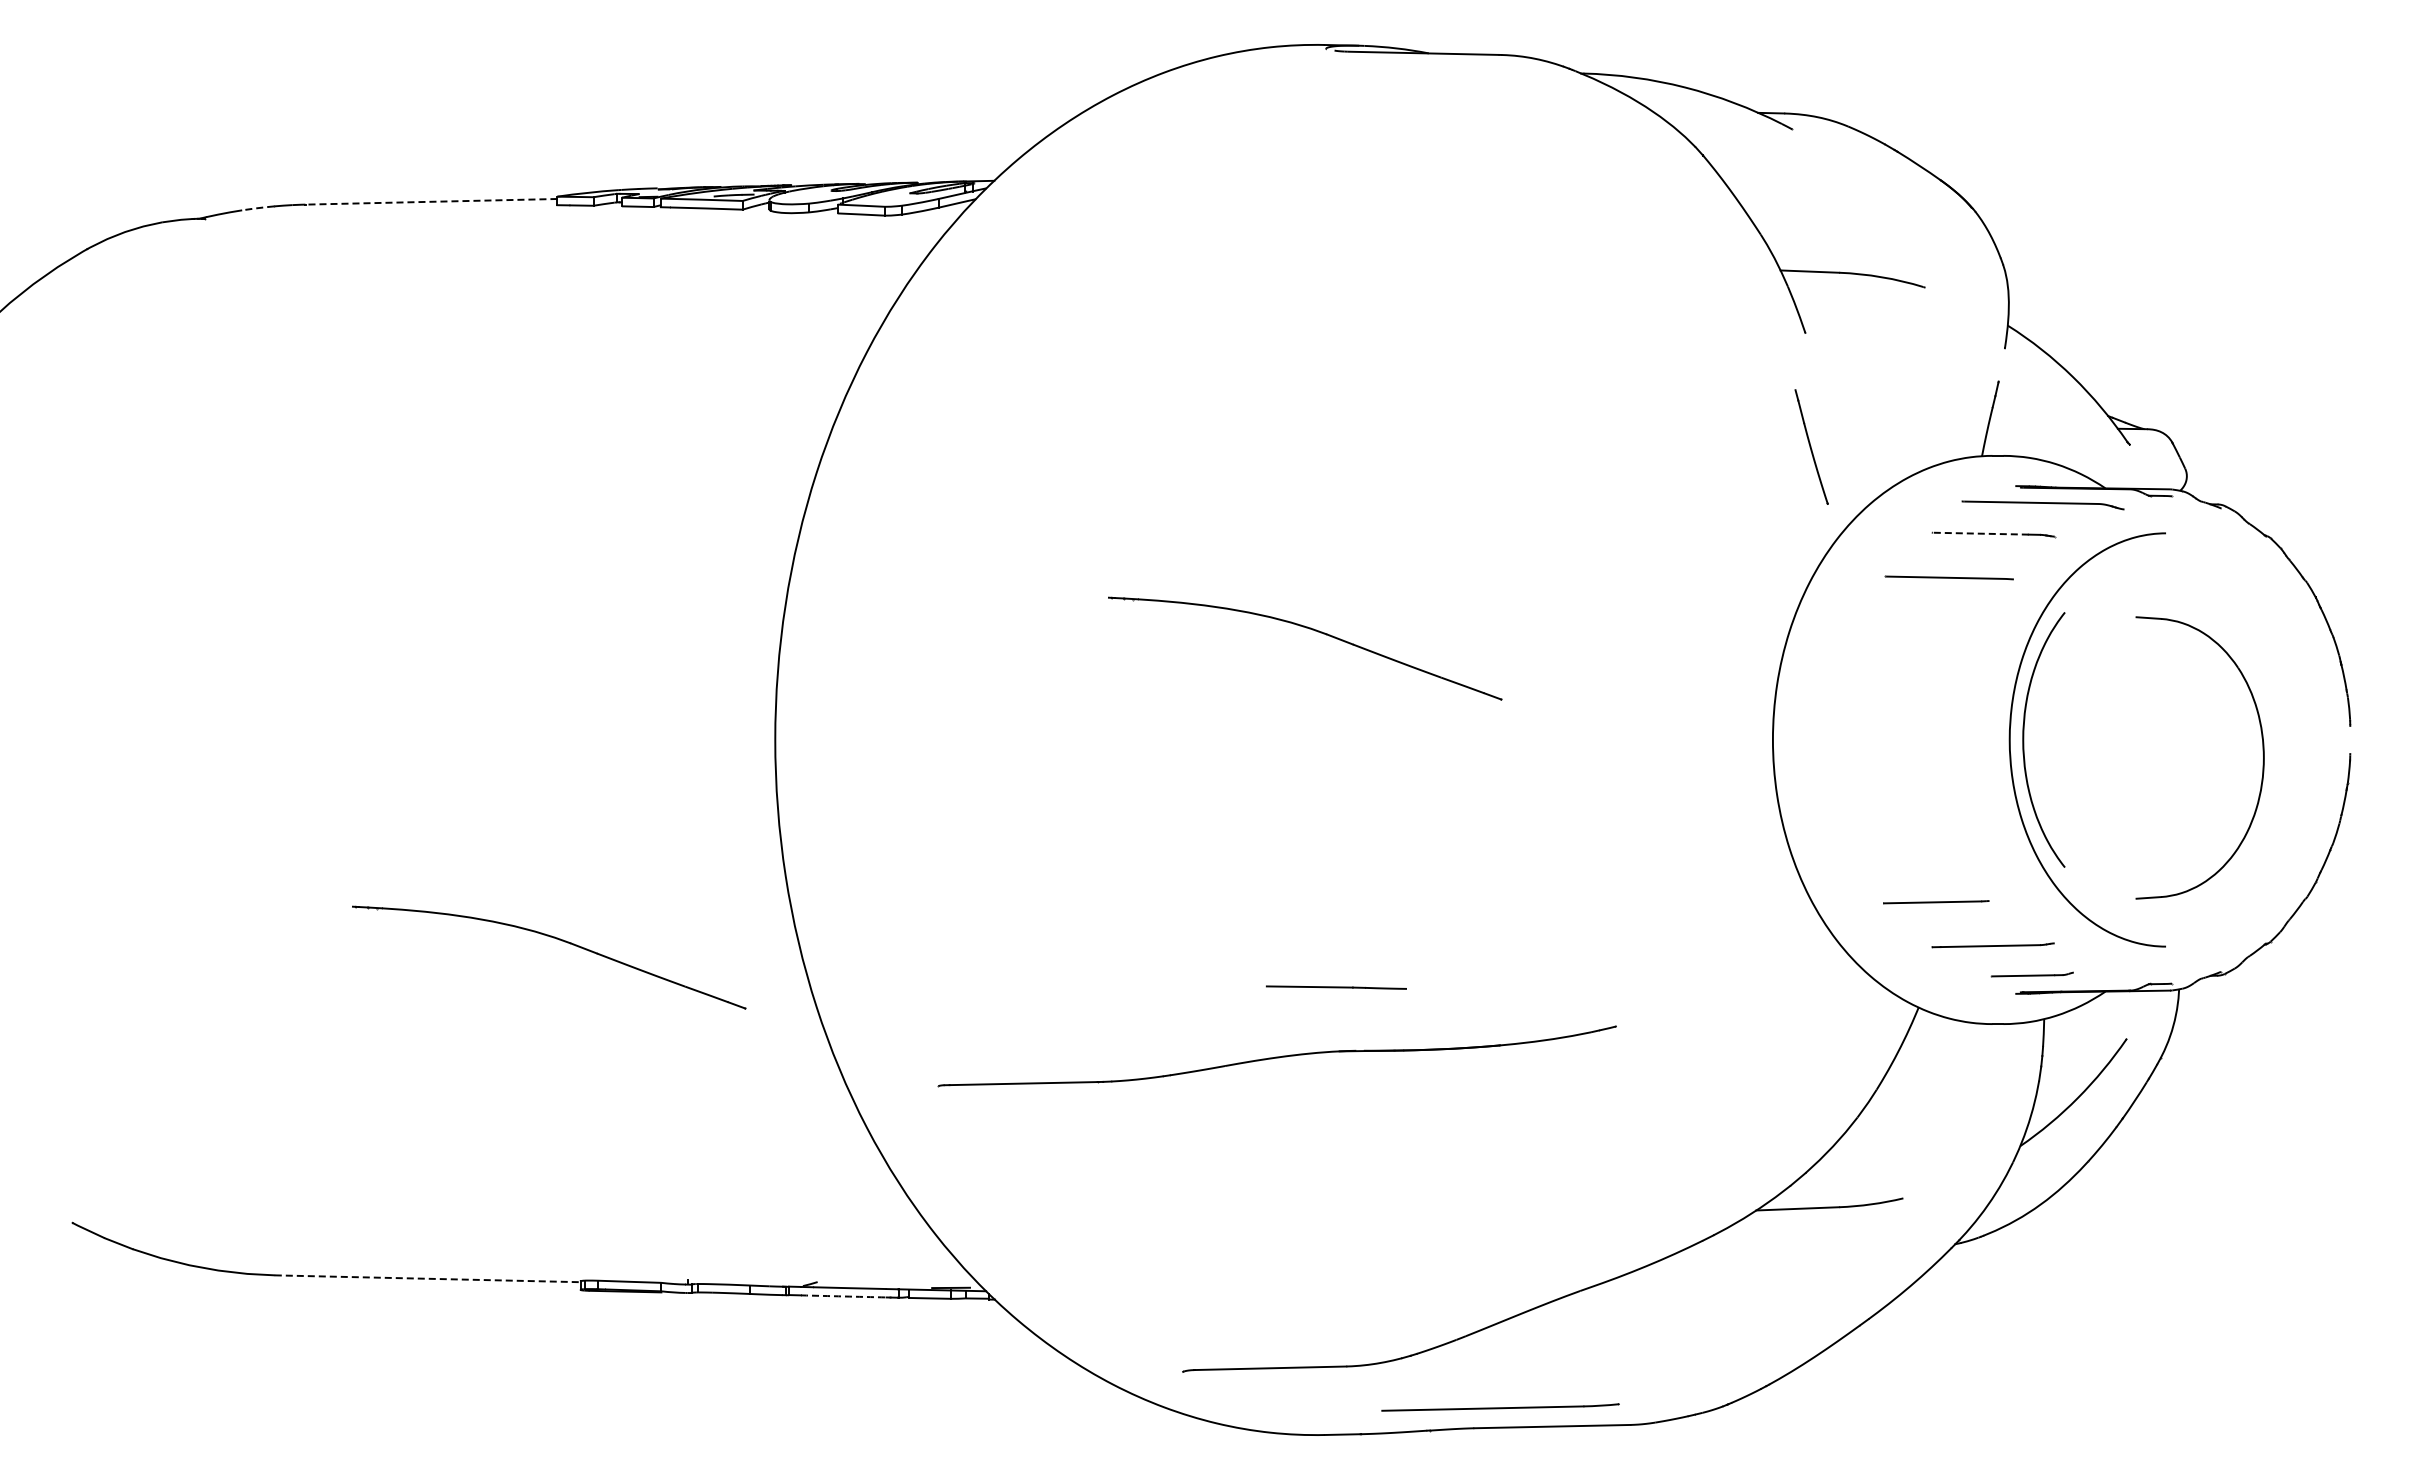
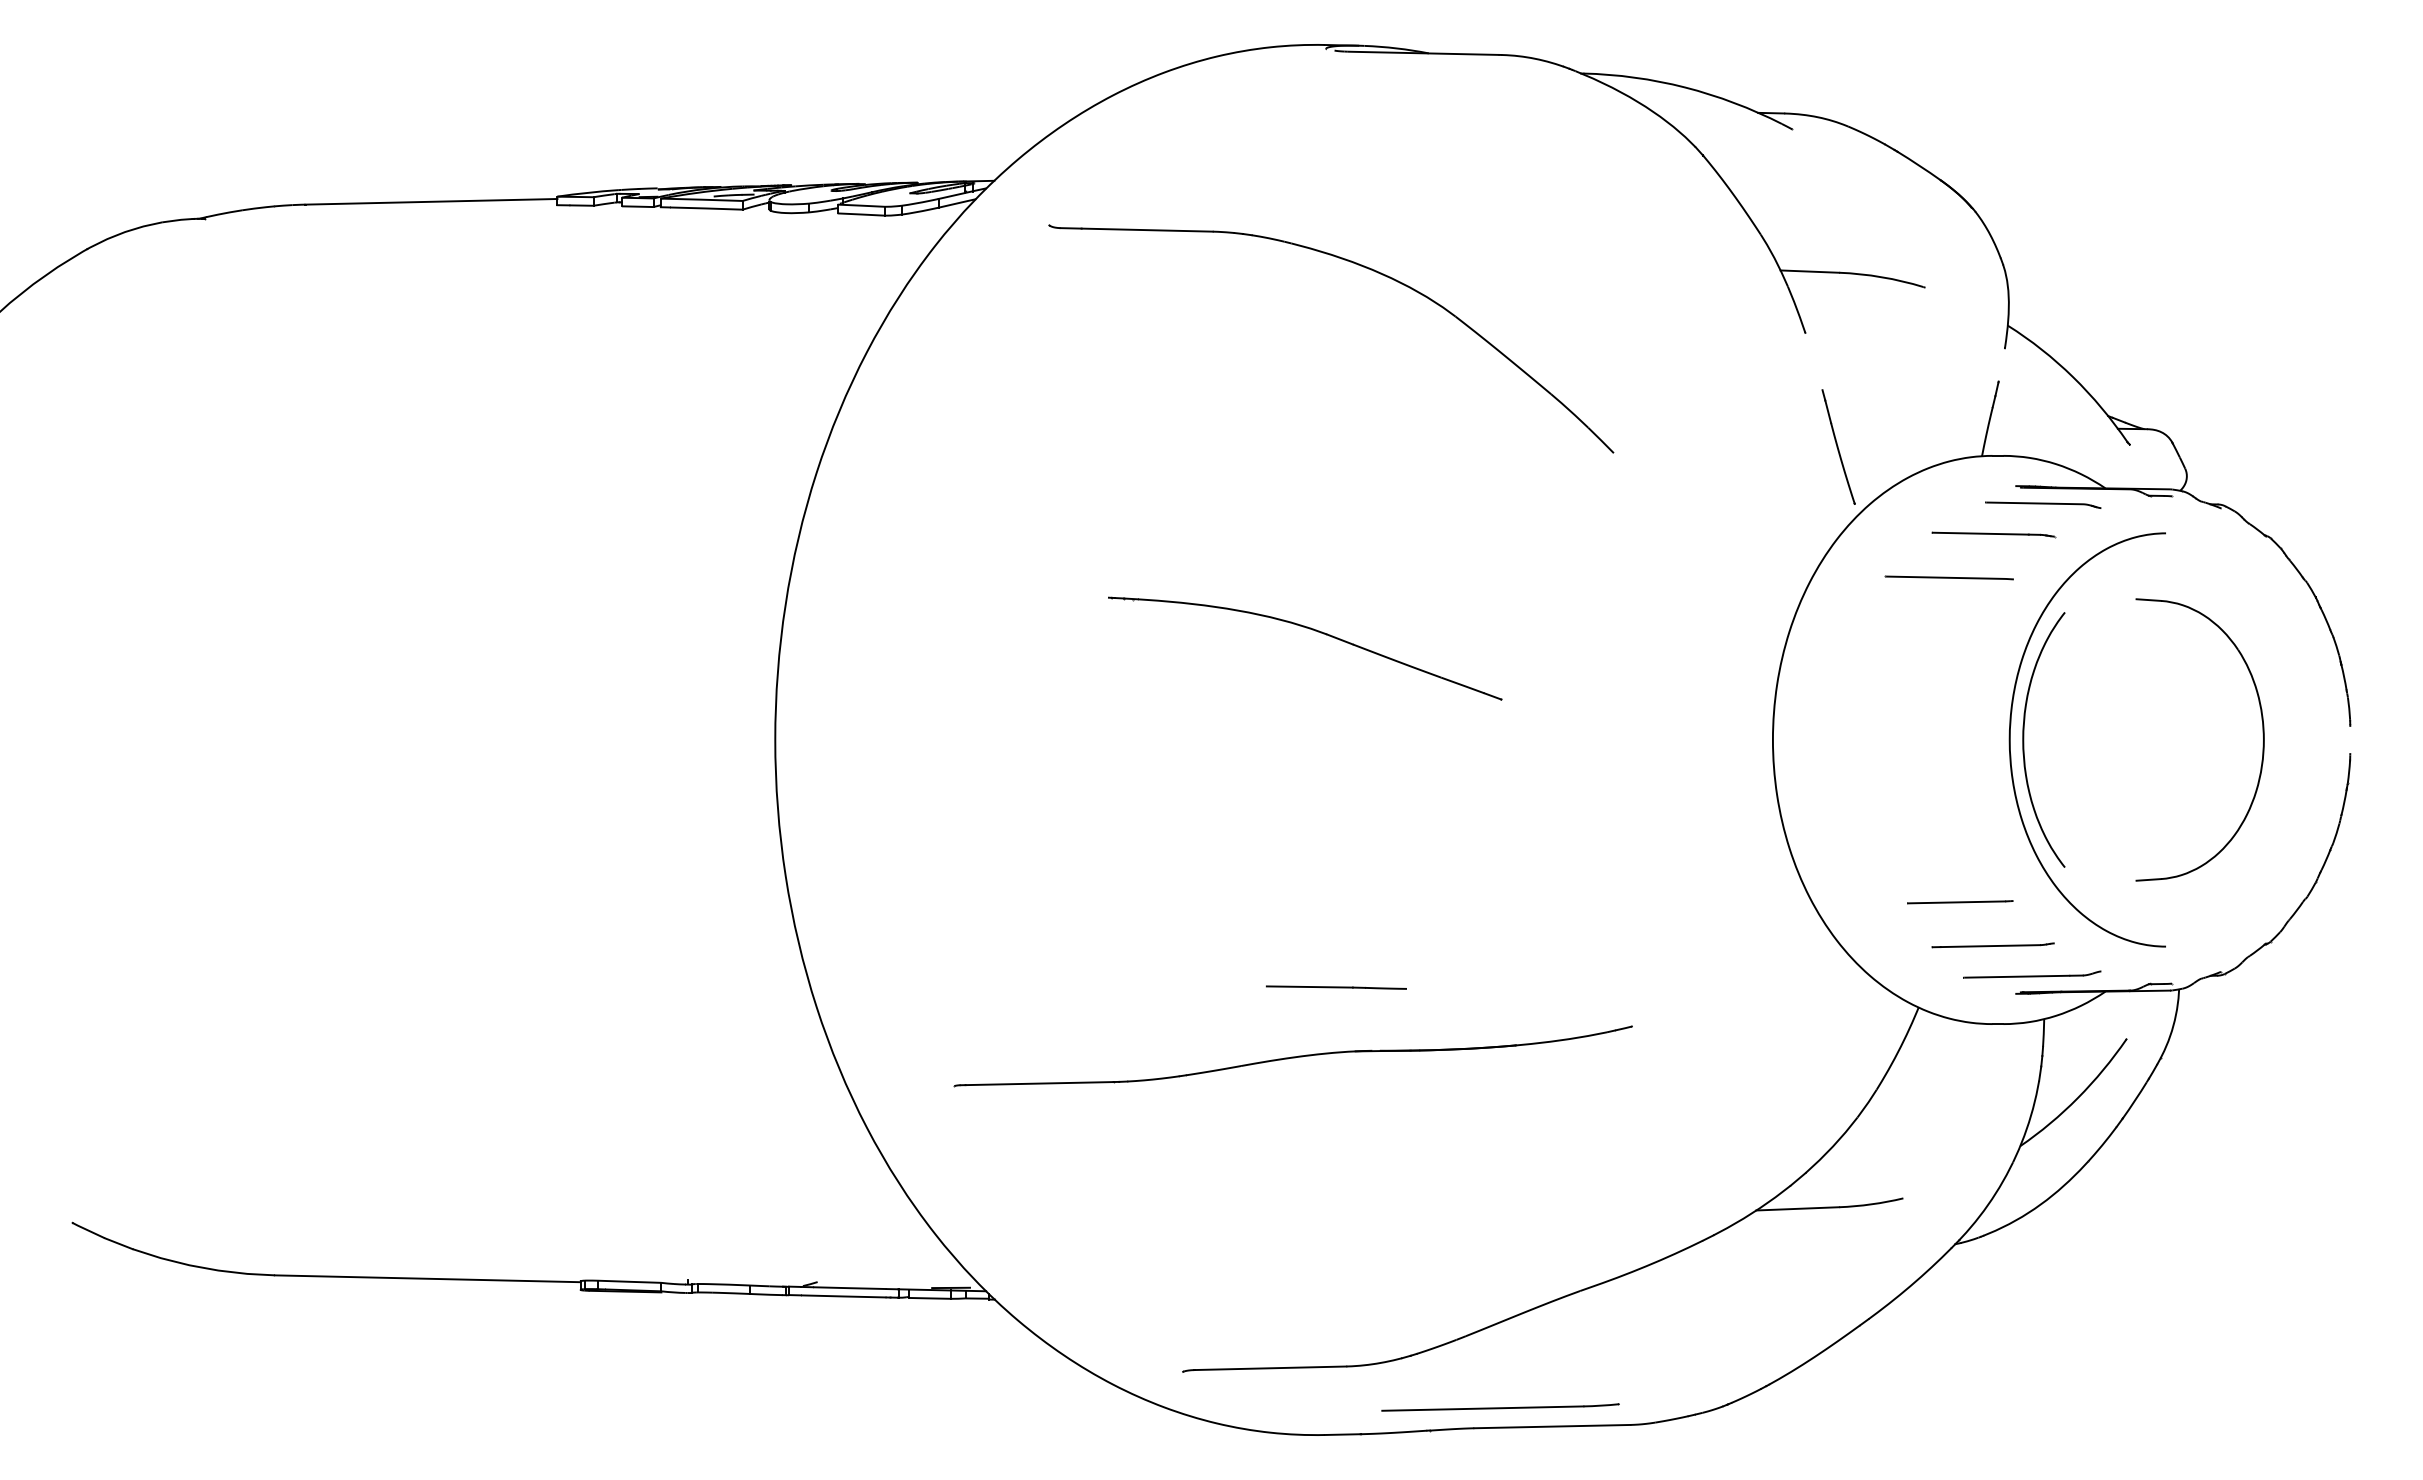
line: dashed -> solid (431, 201)
line: dashed -> solid (258, 208)
part: none -> present (1360, 266)
part position: (1811, 446) -> (1838, 446) (1838, 446)
part size: 164x11 px -> 117x8 px (2043, 504)
line: dashed -> solid (1980, 533)
part position: (2262, 752) -> (2262, 734) (2262, 734)
line position: (1936, 902) -> (1960, 902) (1960, 902)
part: present -> none (556, 939)
part size: 84x7 px -> 139x9 px (2032, 974)
part position: (1276, 1056) -> (1292, 1056) (1292, 1056)
line: dashed -> solid (427, 1278)
arc: dashed -> solid (843, 1296)
